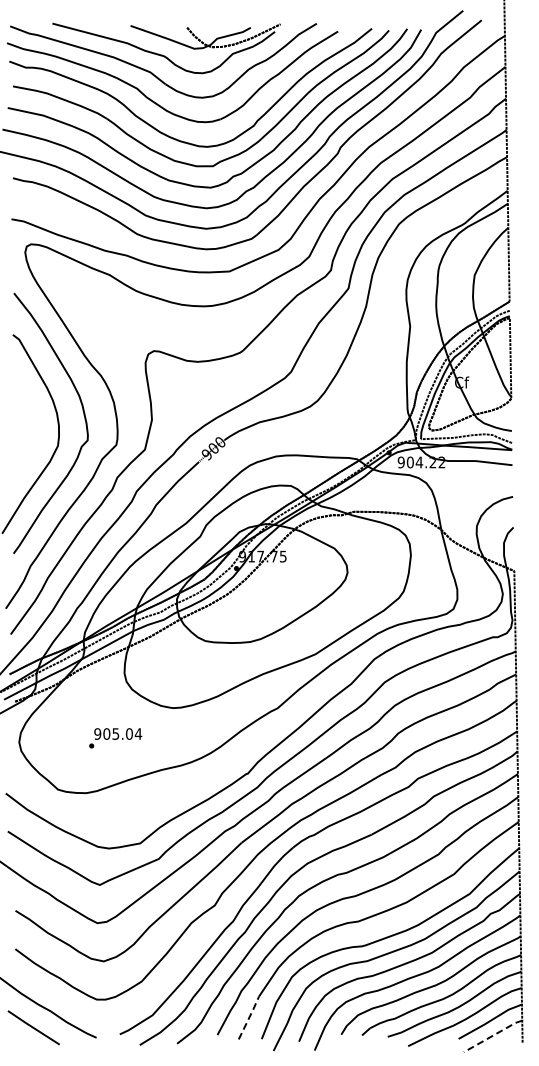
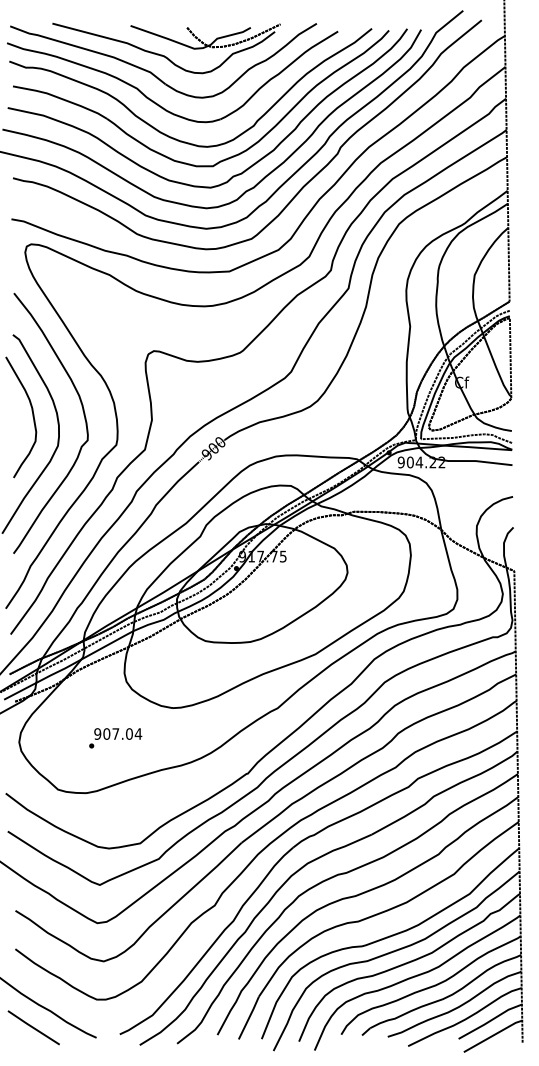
curve: none -> present (32, 417)
text: 905.04 -> 907.04 (115, 733)
line: dashed -> solid (249, 1017)
line: dashed -> solid (493, 1035)
